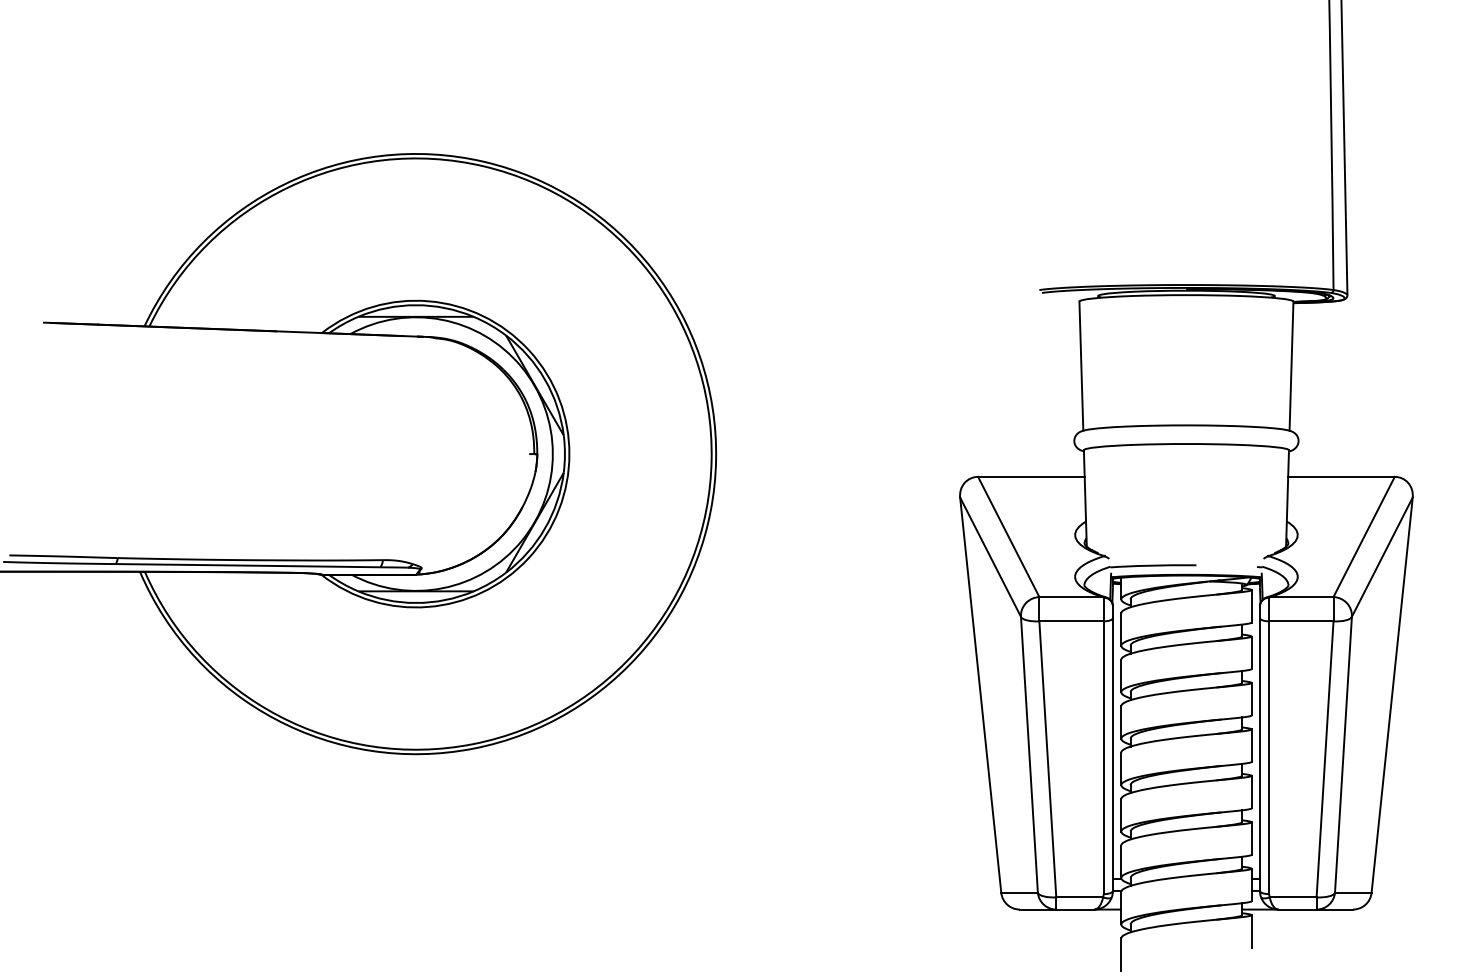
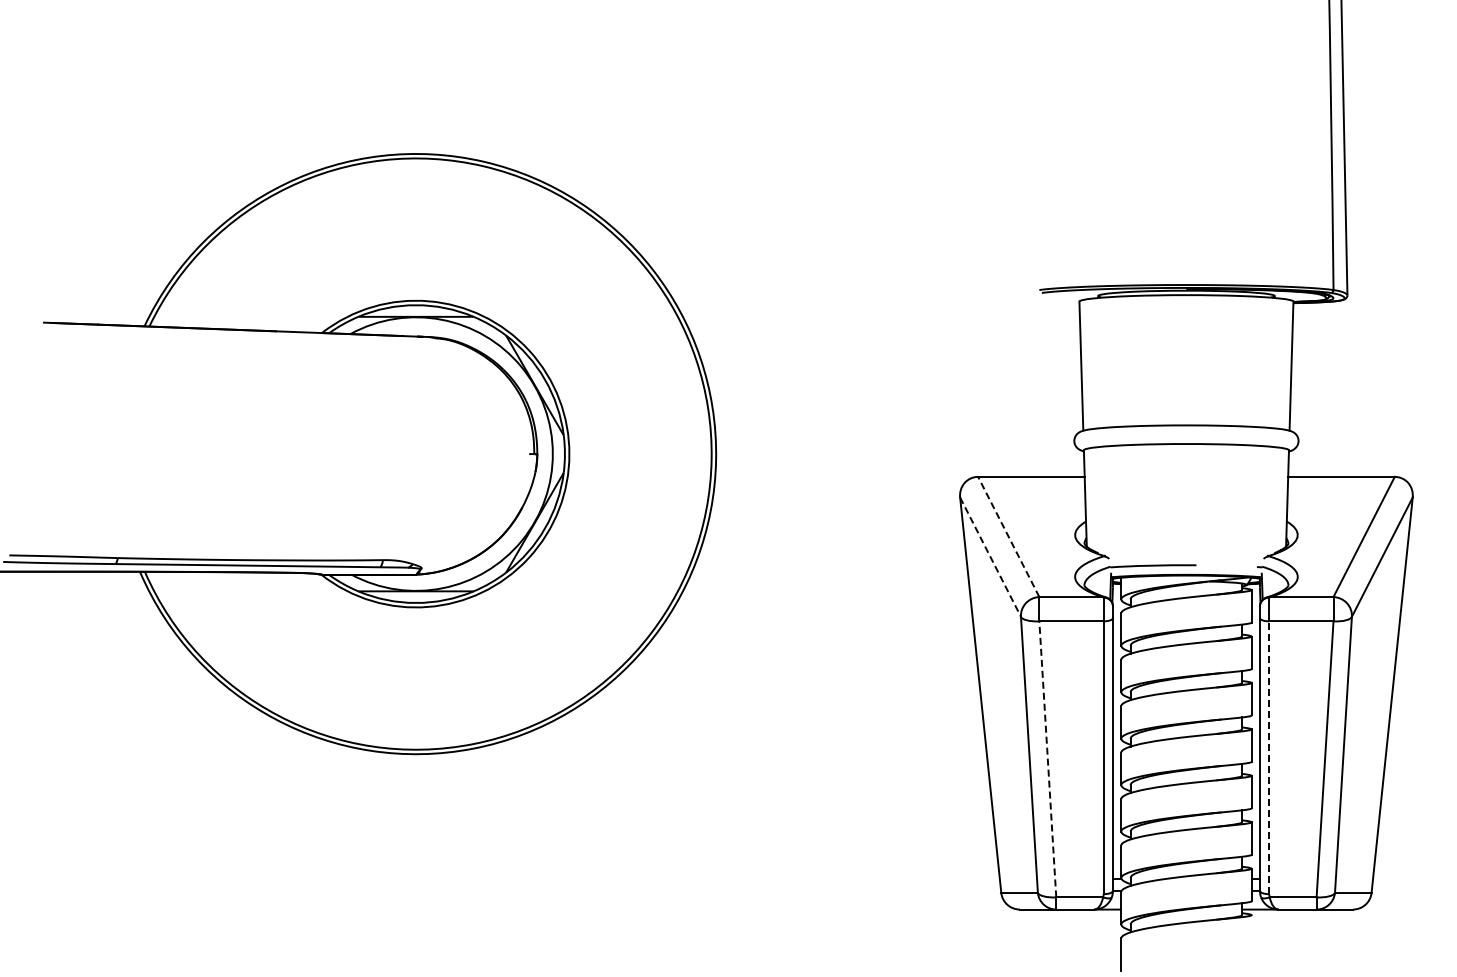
line: solid -> dashed (1008, 536)
line: solid -> dashed (990, 557)
line: solid -> dashed (1269, 757)
line: solid -> dashed (1047, 758)
line: present -> none (1251, 931)
